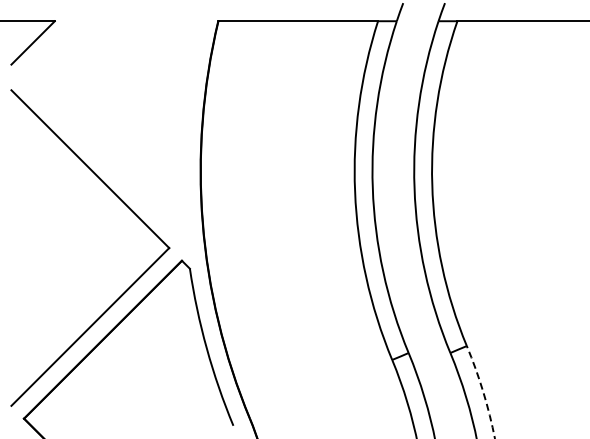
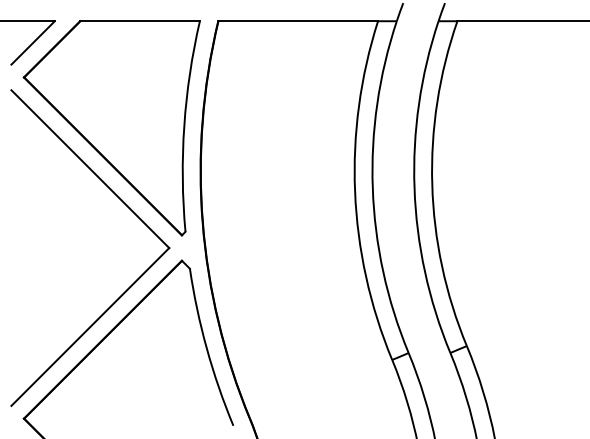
part: none -> present (111, 128)
arc: dashed -> solid (483, 392)
